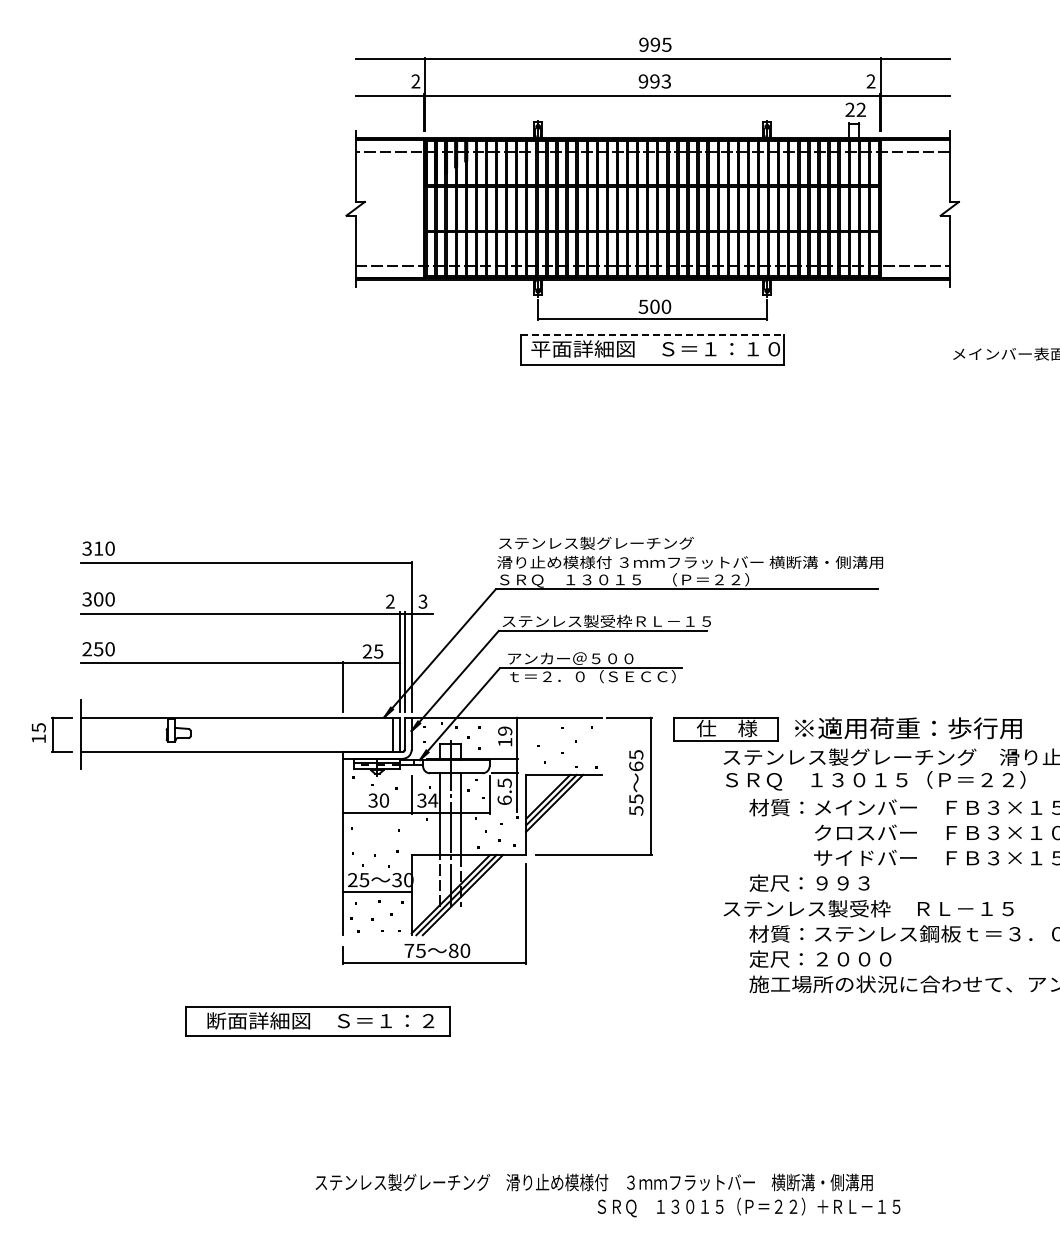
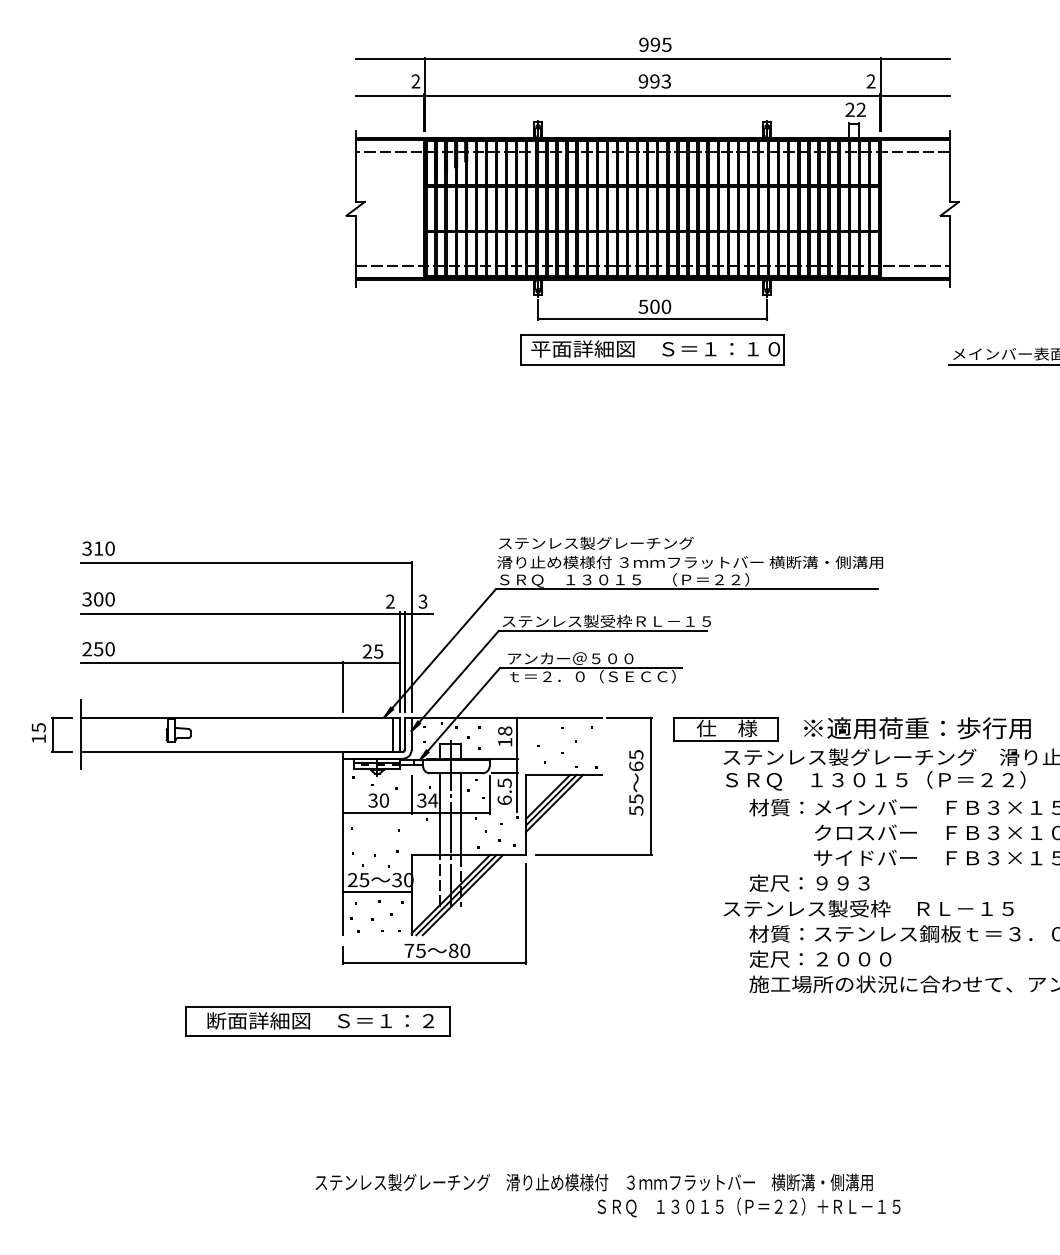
line: dashed -> solid (652, 334)
line: none -> present (1002, 364)
text position: (908, 728) -> (917, 728) (917, 728)
text: 19 -> 18 (505, 730)
